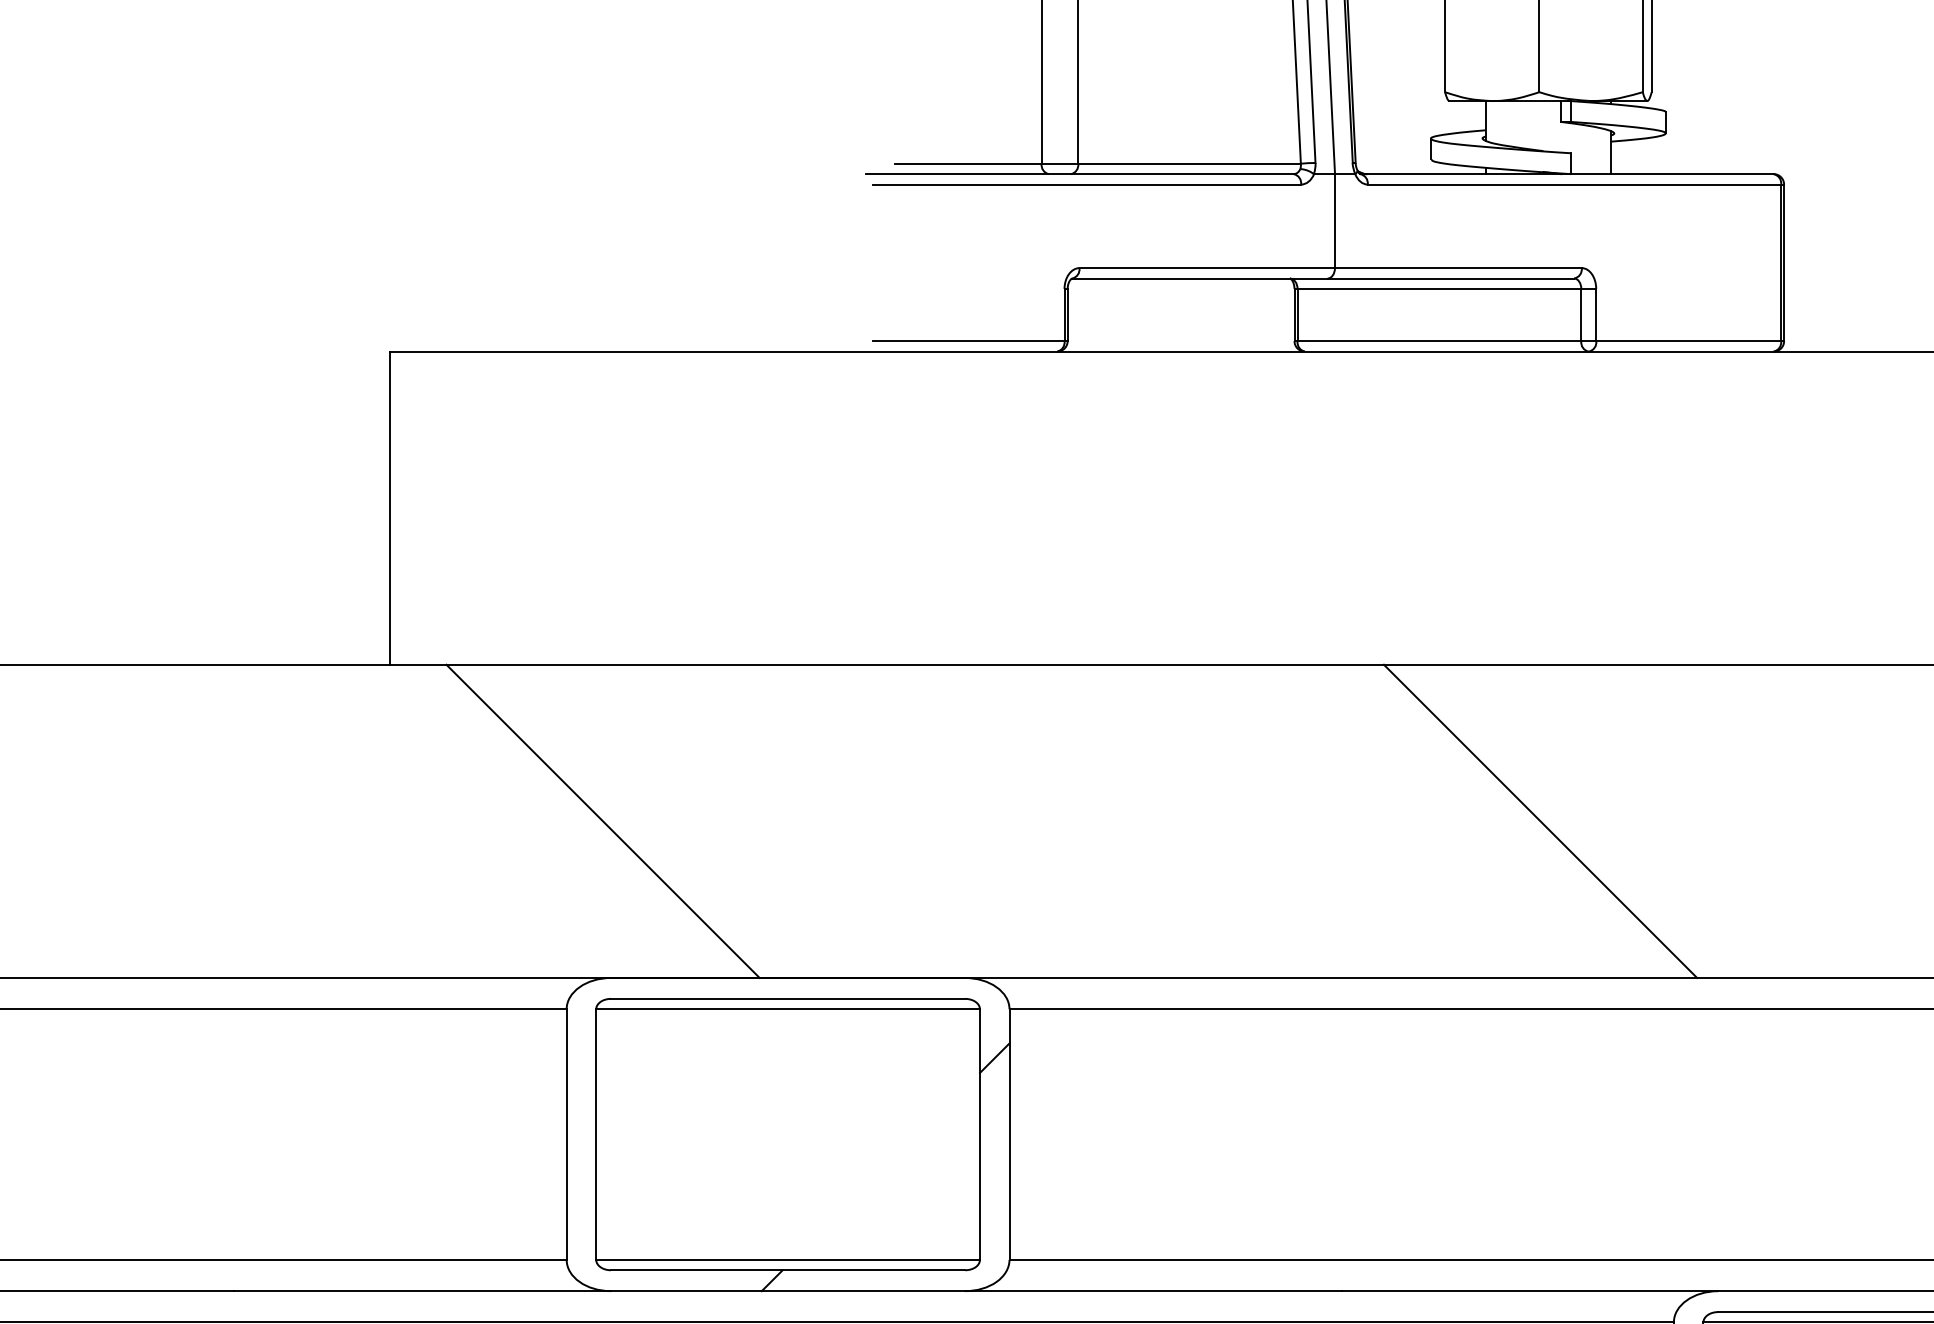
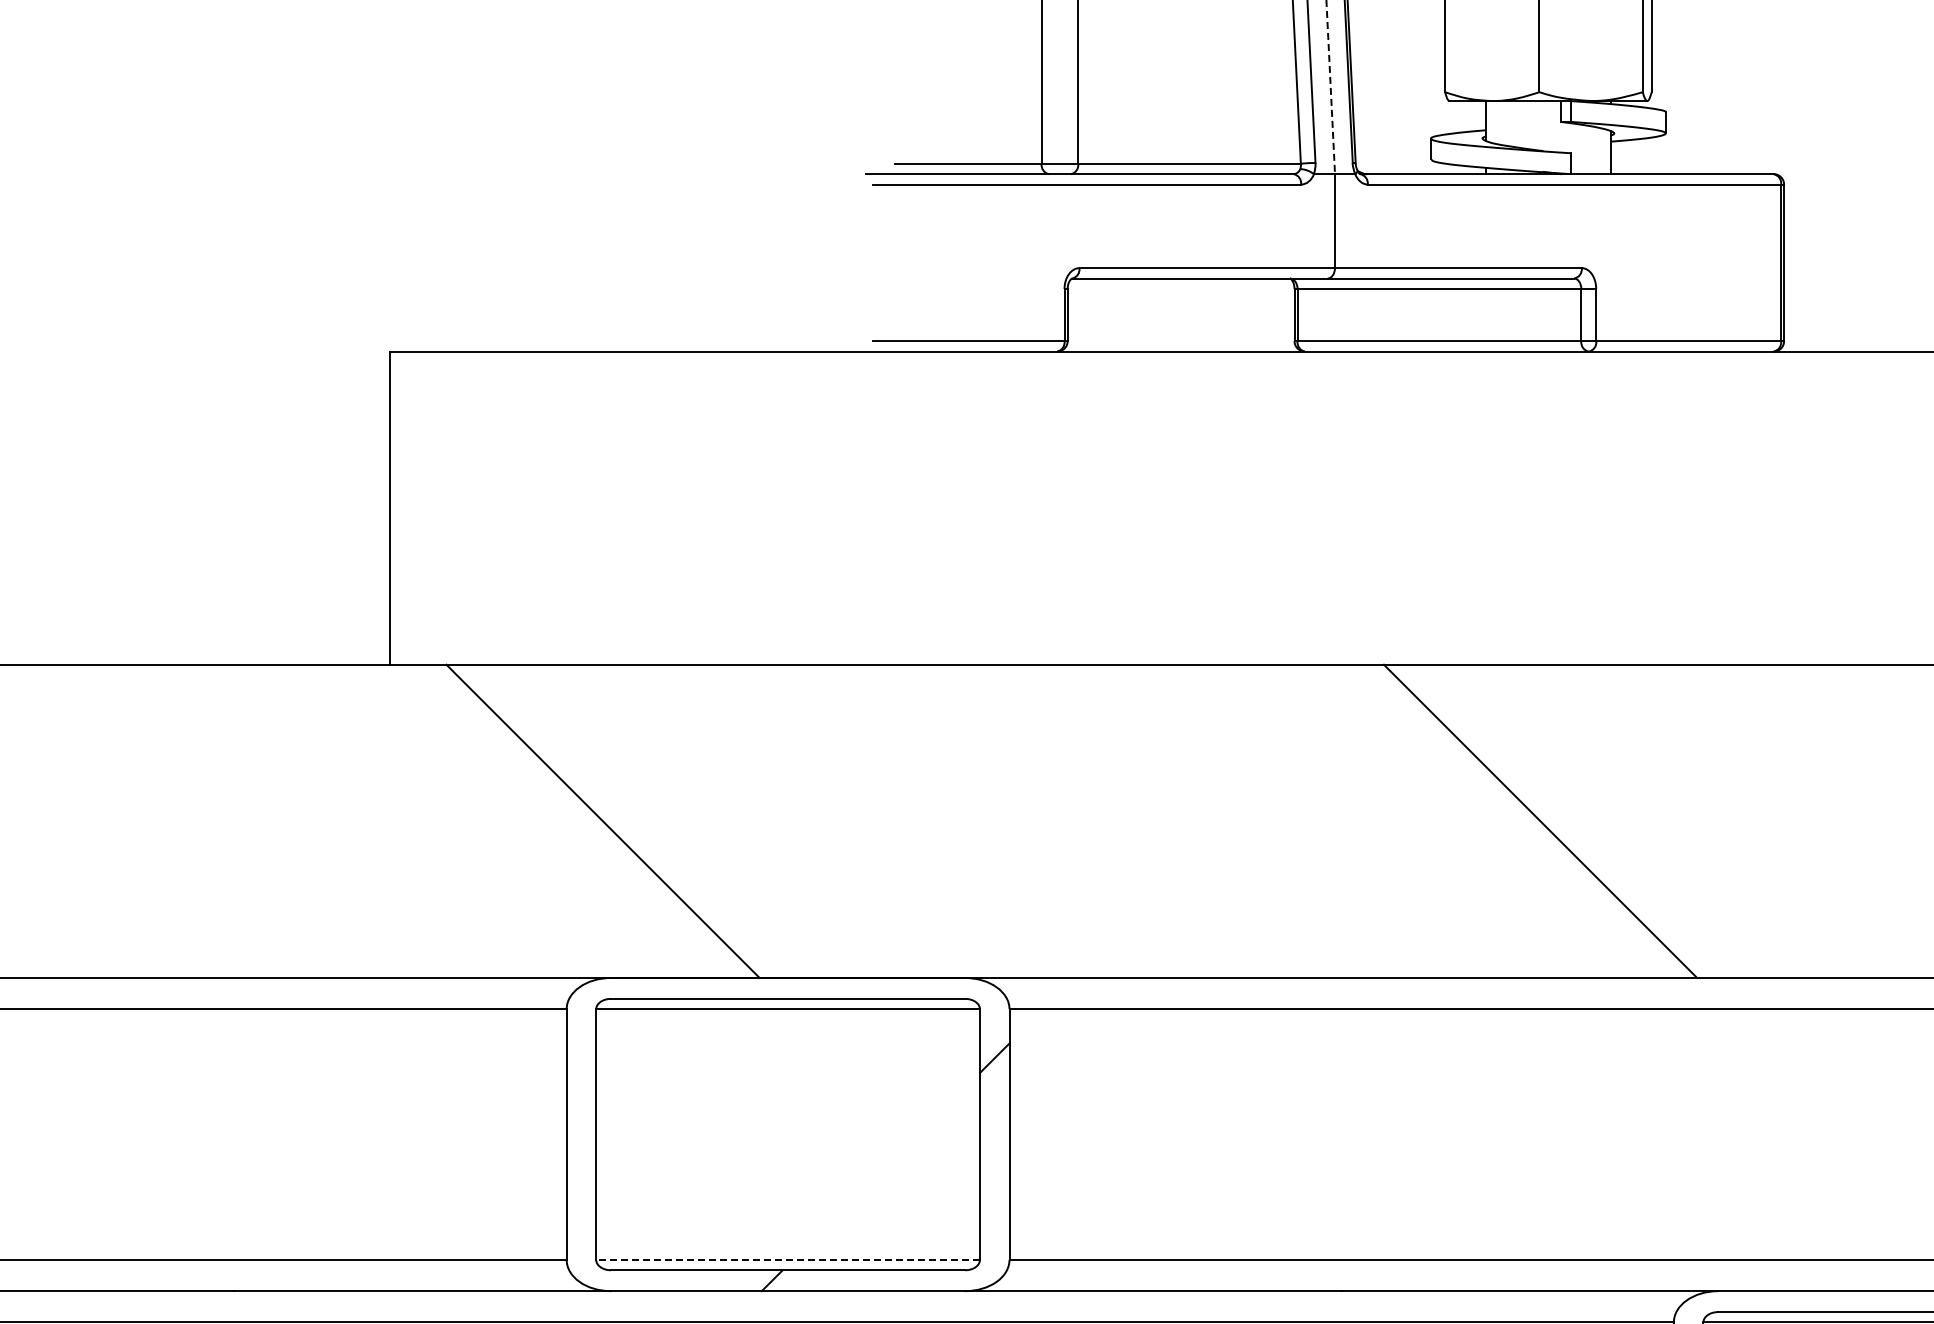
line: solid -> dashed (1330, 87)
line: solid -> dashed (788, 1259)
